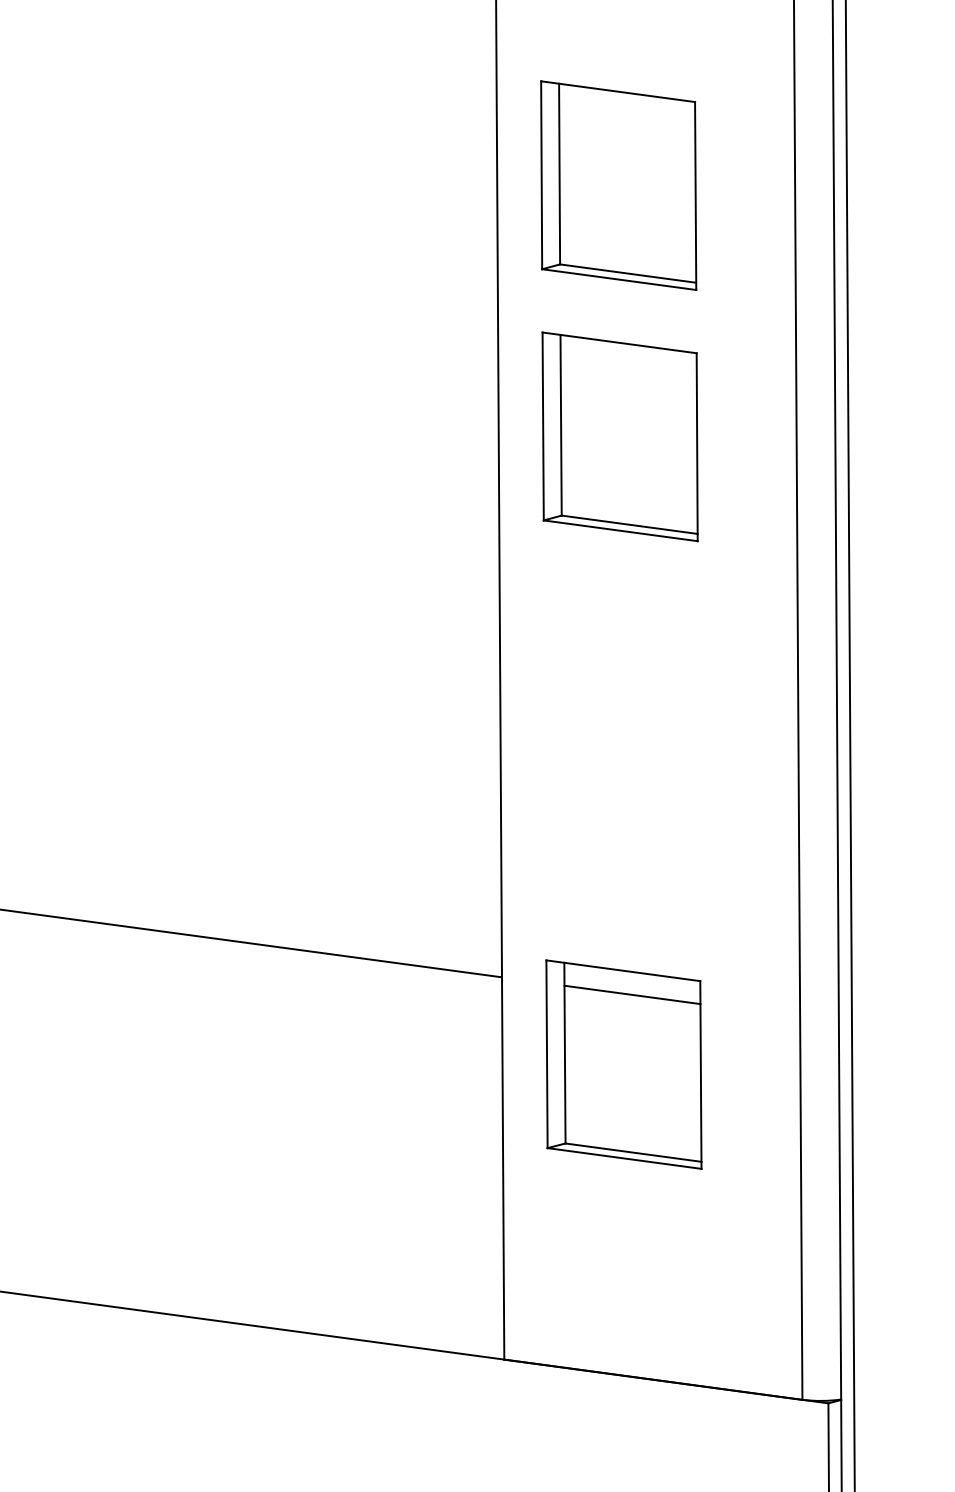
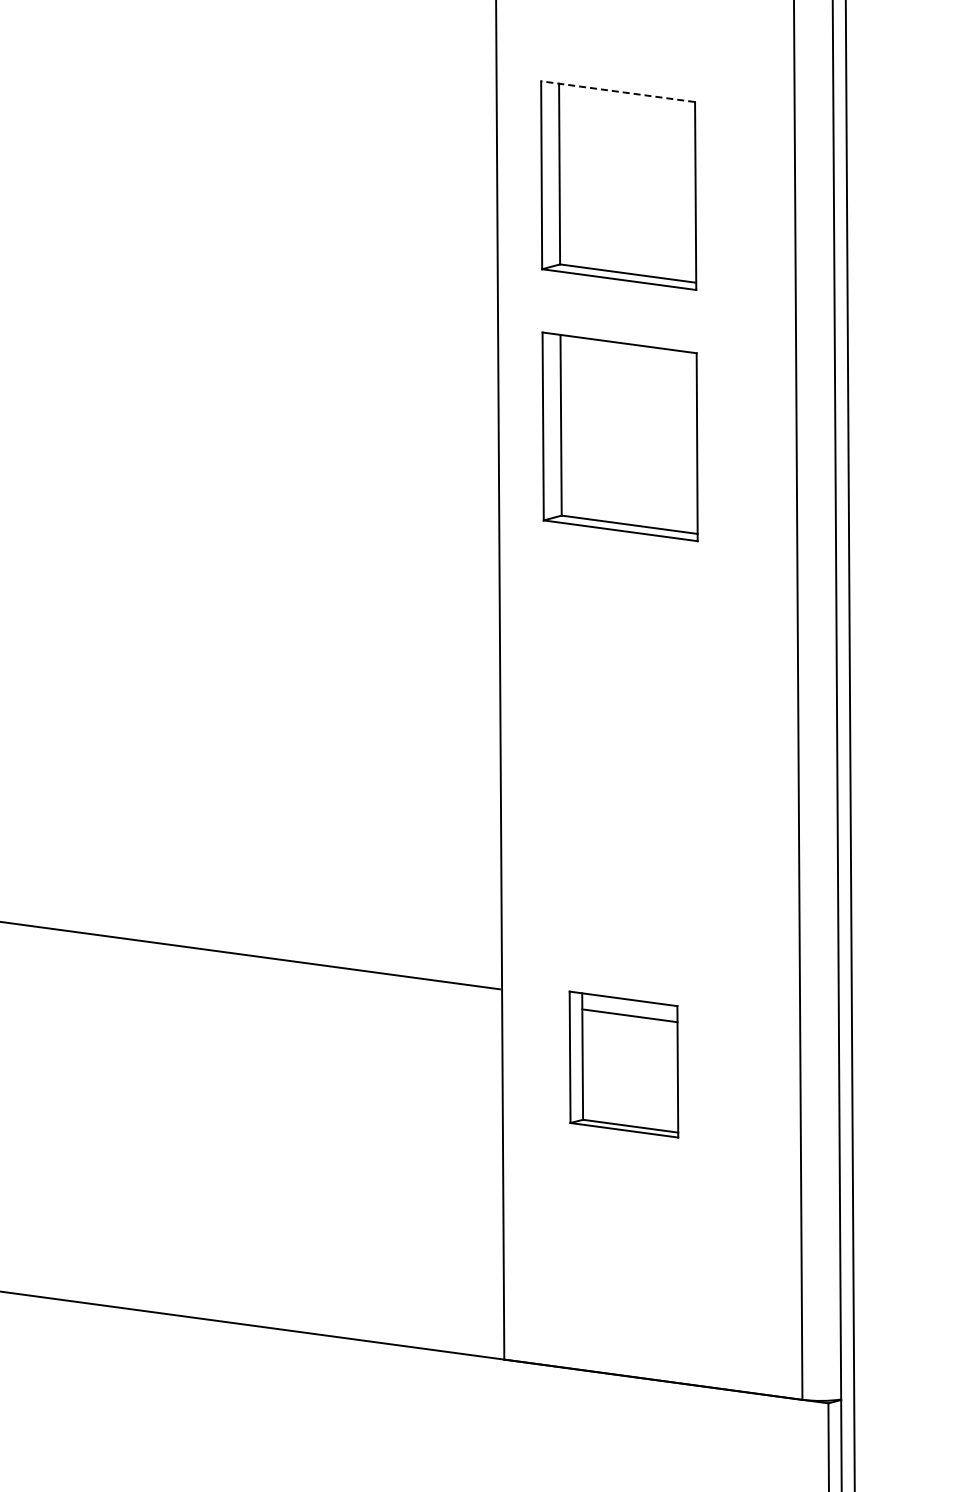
line: solid -> dashed (618, 91)
line position: (251, 943) -> (250, 955) (250, 955)
part size: 158x211 px -> 112x149 px (623, 1064)
